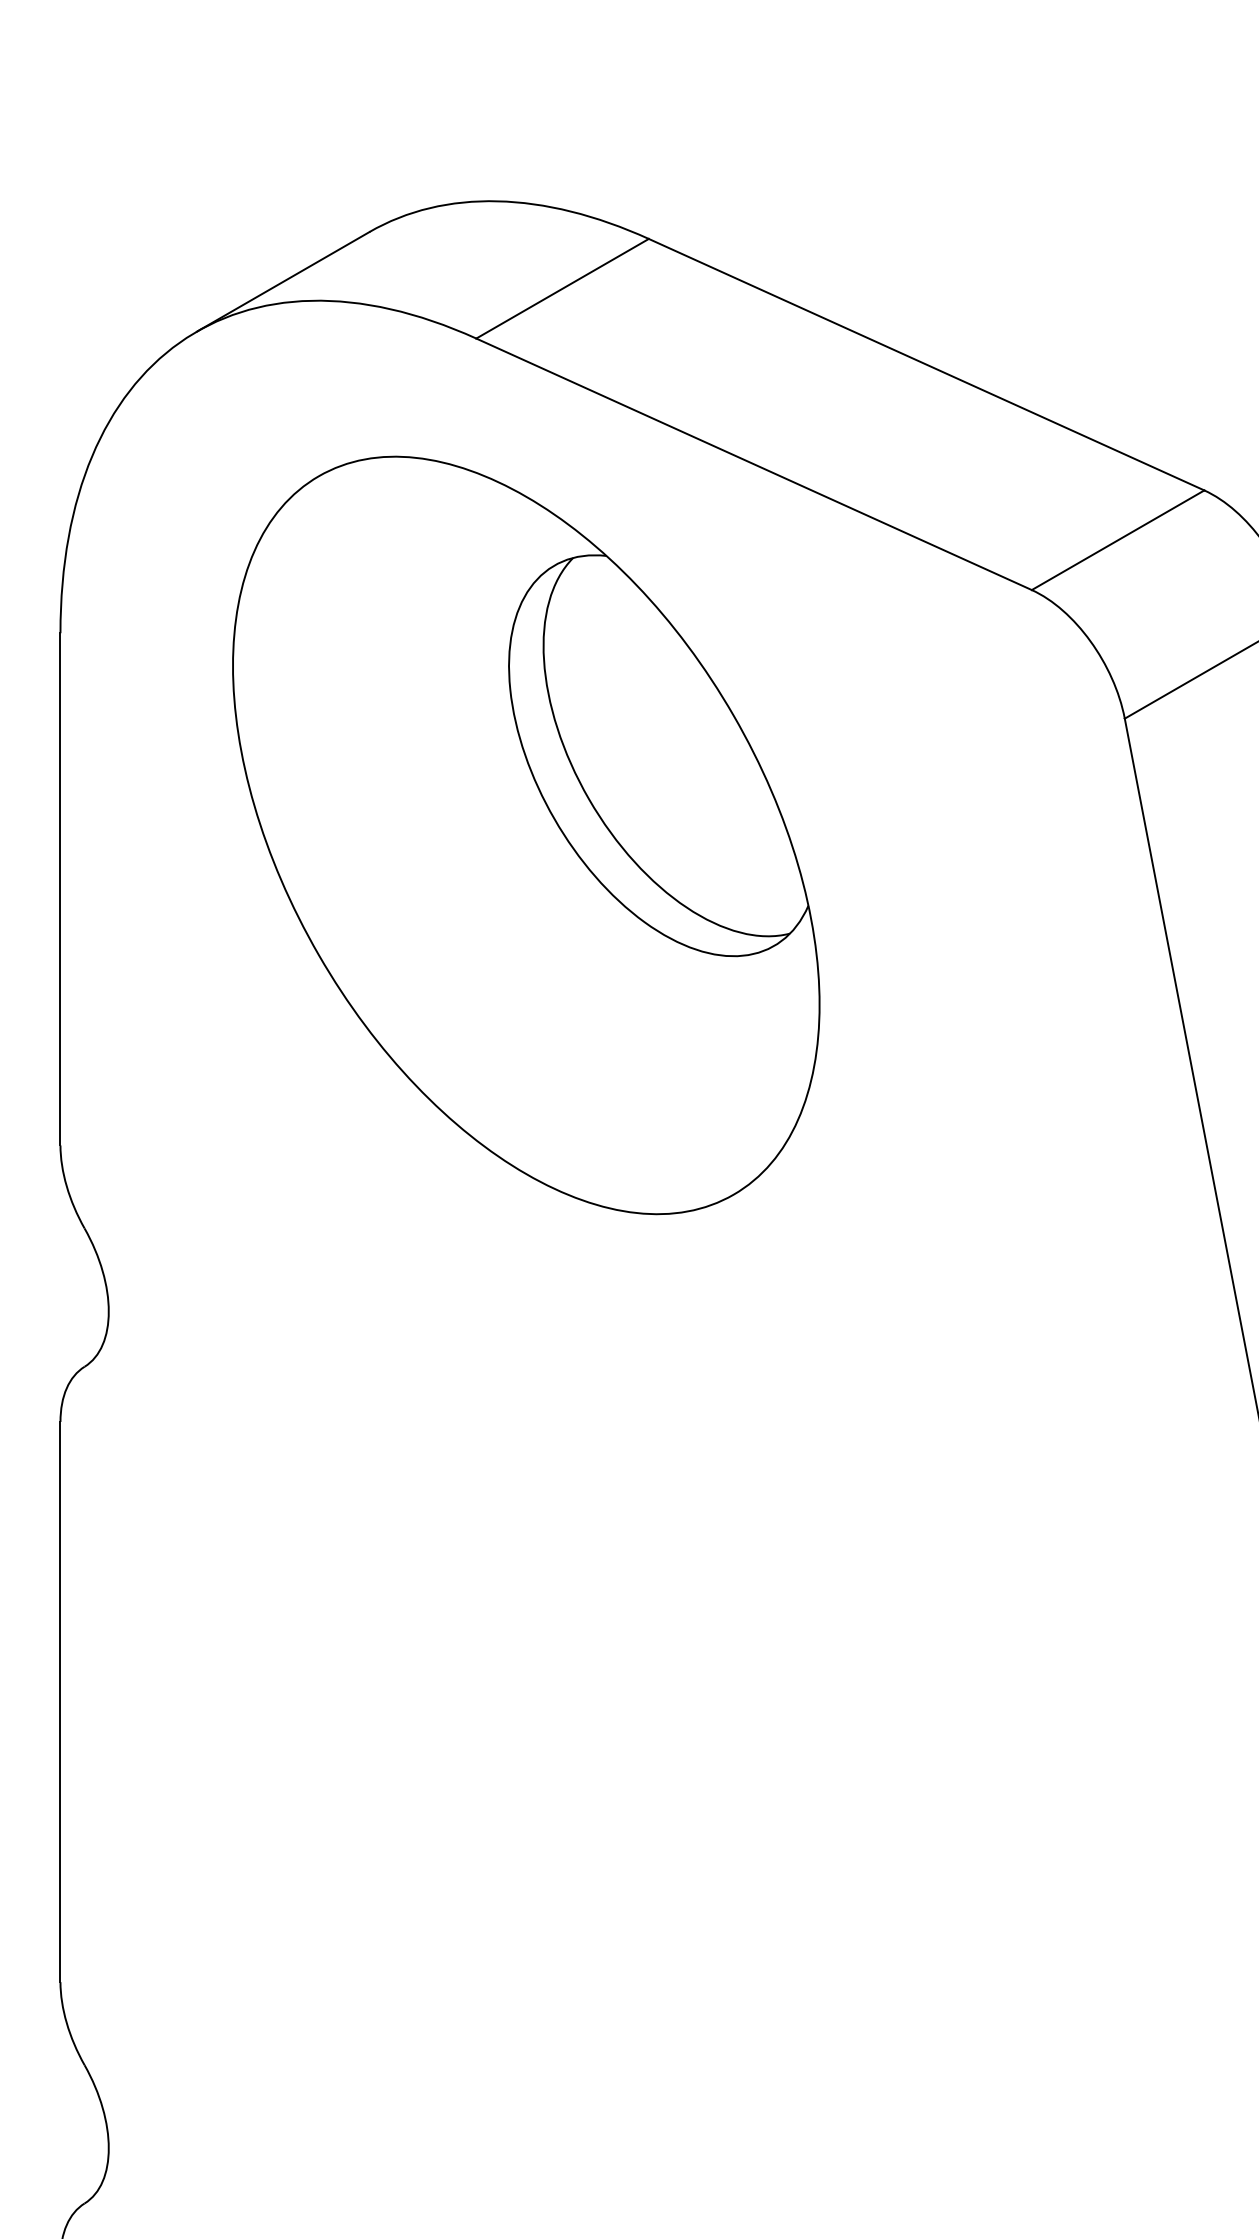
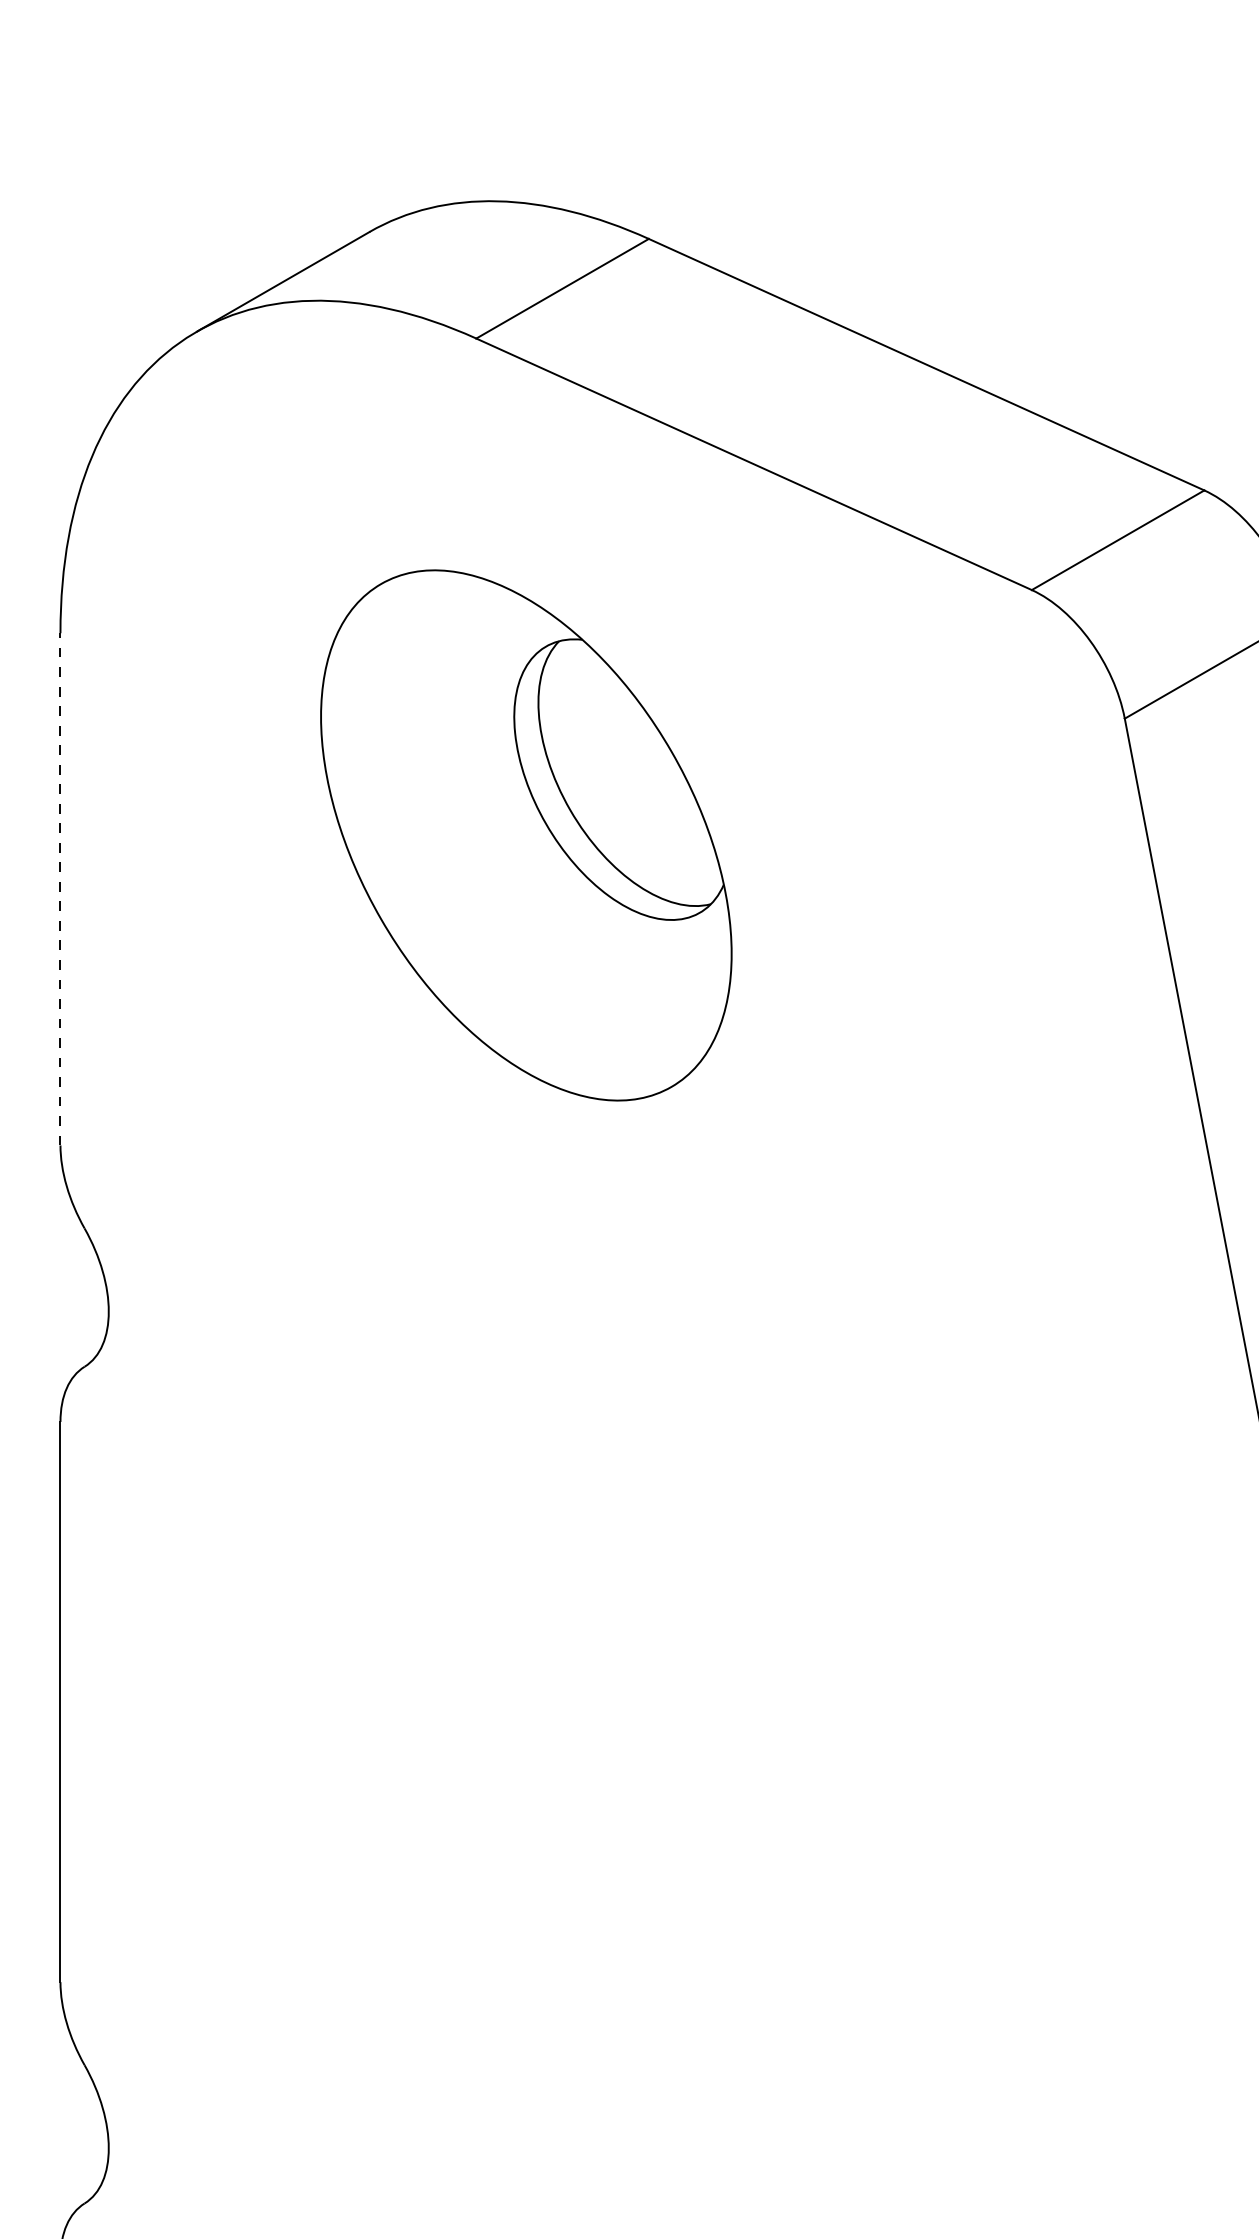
part size: 589x761 px -> 413x533 px (526, 835)
line: solid -> dashed (60, 888)
